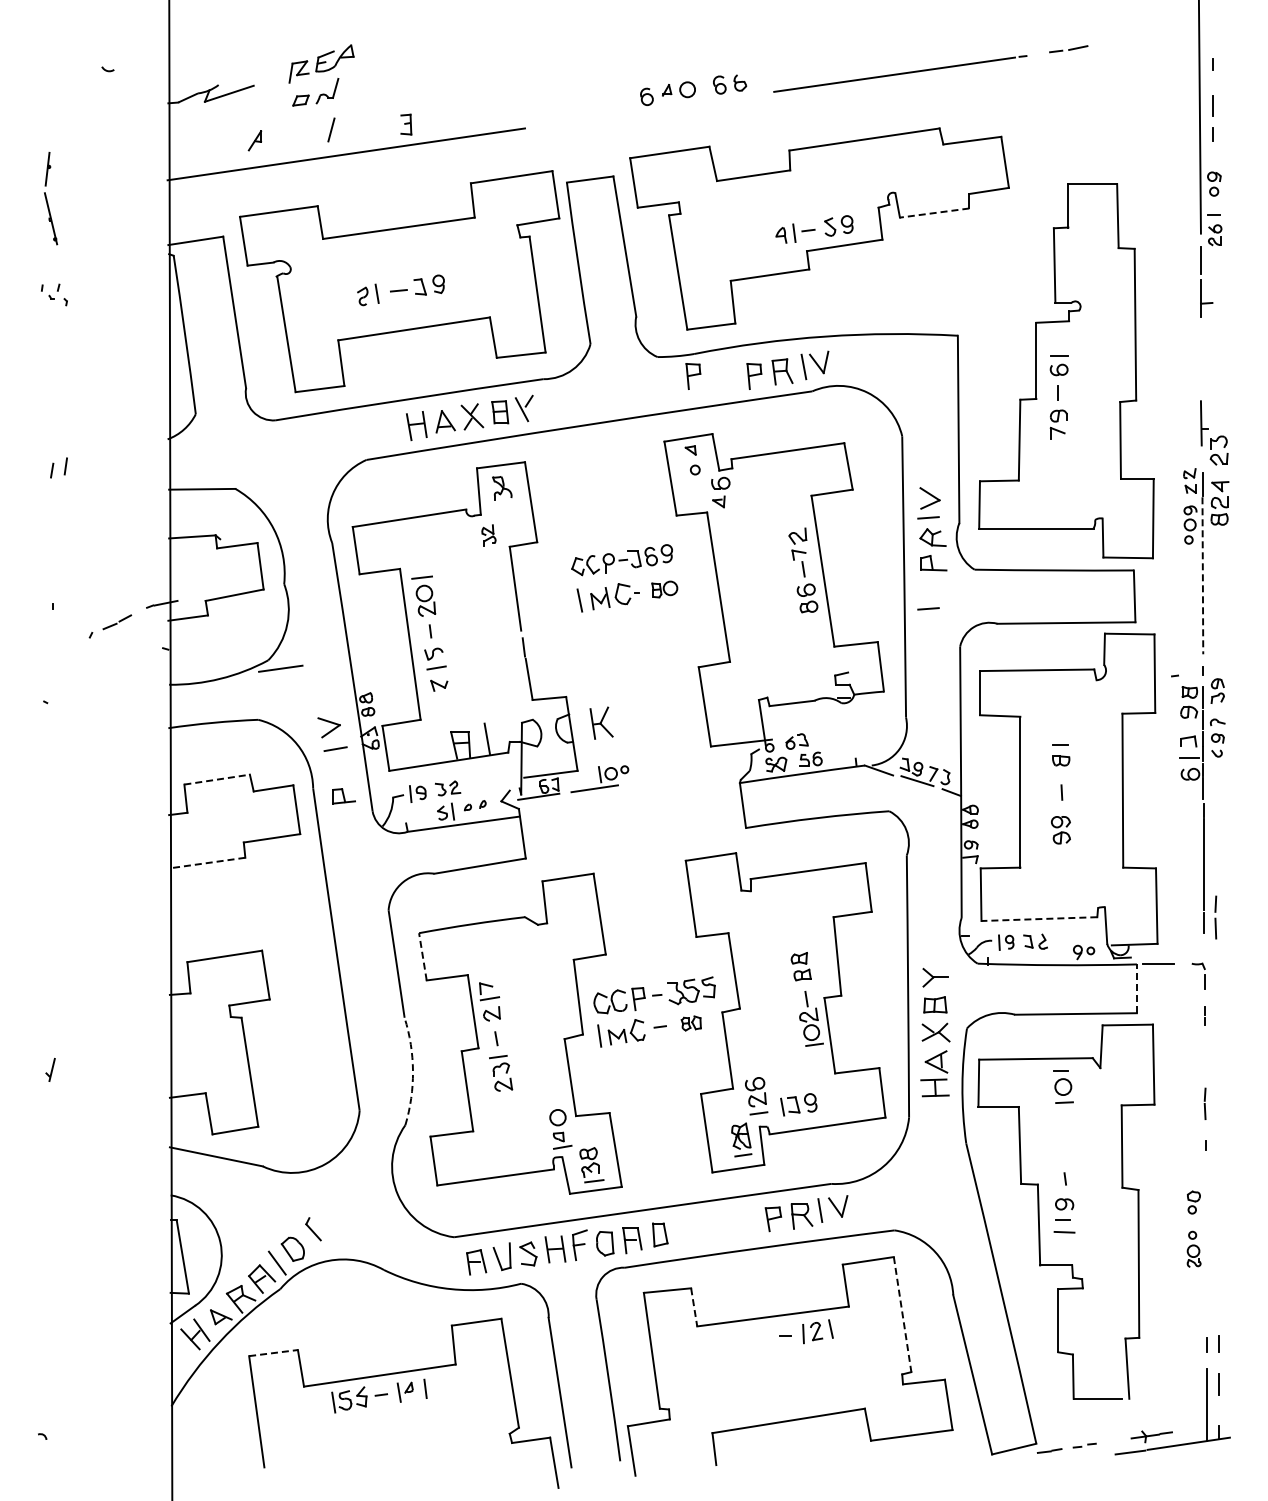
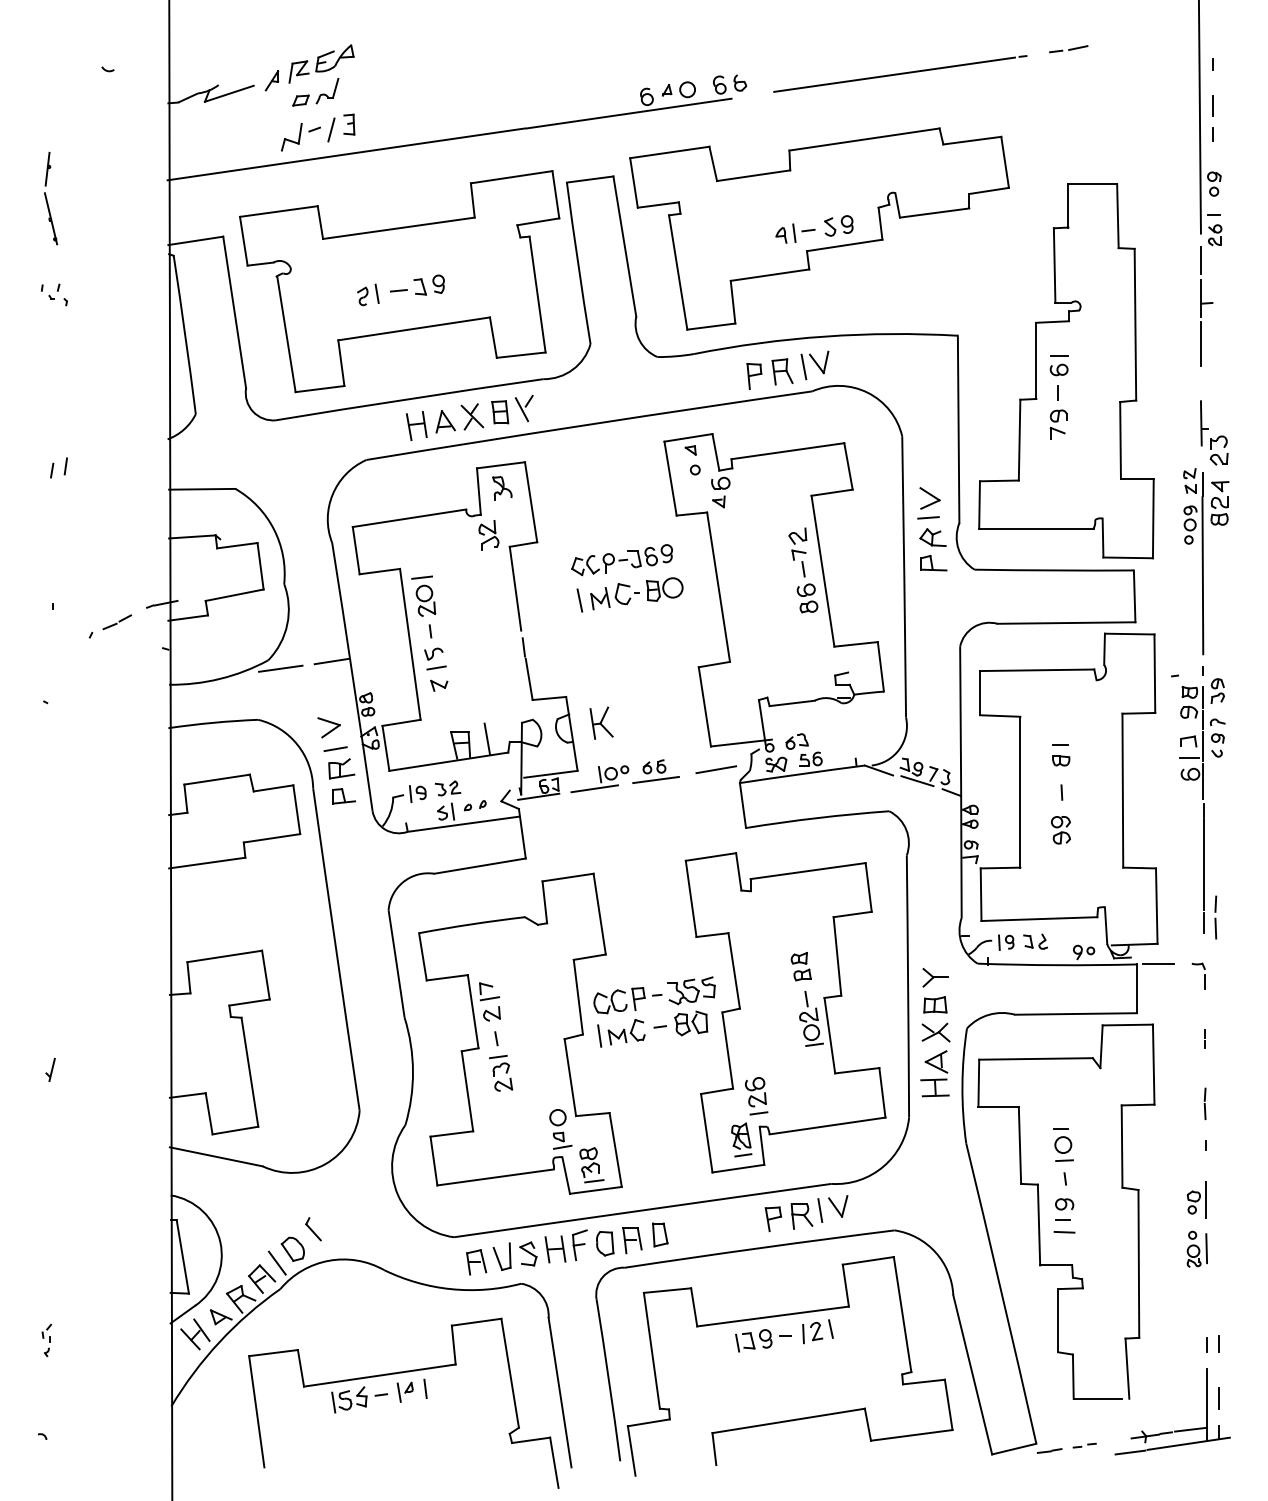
line: none -> present (628, 113)
part position: (406, 124) -> (349, 124) (349, 124)
part: none -> present (300, 137)
part position: (254, 140) -> (271, 80) (271, 80)
line: dashed -> solid (934, 213)
line: none -> present (1200, 344)
part: present -> none (693, 376)
part size: 16x23 px -> 22x31 px (488, 535)
line: dashed -> solid (1202, 576)
part size: 28x19 px -> 38x25 px (664, 589)
line: present -> none (928, 608)
line: none -> present (331, 661)
part: none -> present (341, 768)
line: none -> present (716, 769)
part: none -> present (655, 771)
line: dashed -> solid (217, 779)
line: dashed -> solid (206, 863)
line: dashed -> solid (1039, 919)
line: dashed -> solid (422, 956)
line: dashed -> solid (1136, 988)
line position: (1204, 1015) -> (1204, 1038) (1204, 1038)
part size: 22x17 px -> 35x27 px (691, 1023)
arc: dashed -> solid (413, 1071)
part position: (1063, 1086) -> (1063, 1144) (1063, 1144)
part position: (798, 1104) -> (753, 1340) (753, 1340)
line: none -> present (1206, 1199)
line: none -> present (1206, 1248)
line: dashed -> solid (694, 1307)
line: dashed -> solid (902, 1315)
part: none -> present (46, 1340)
line: dashed -> solid (273, 1353)
line position: (1218, 1384) -> (1218, 1398) (1218, 1398)
line: none -> present (1191, 1429)
